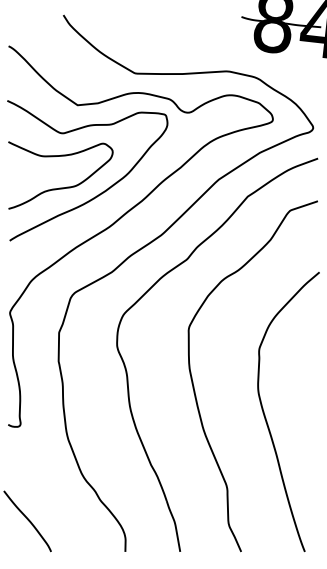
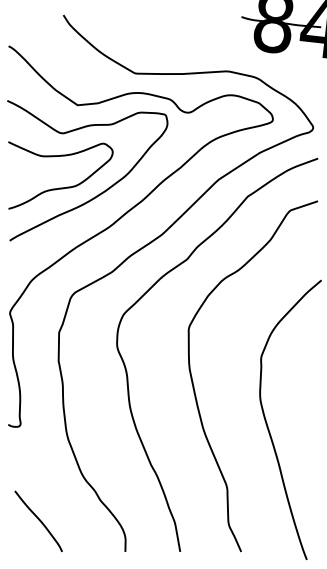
curve position: (266, 418) -> (268, 426) (268, 426)
curve position: (27, 520) -> (38, 520) (38, 520)
